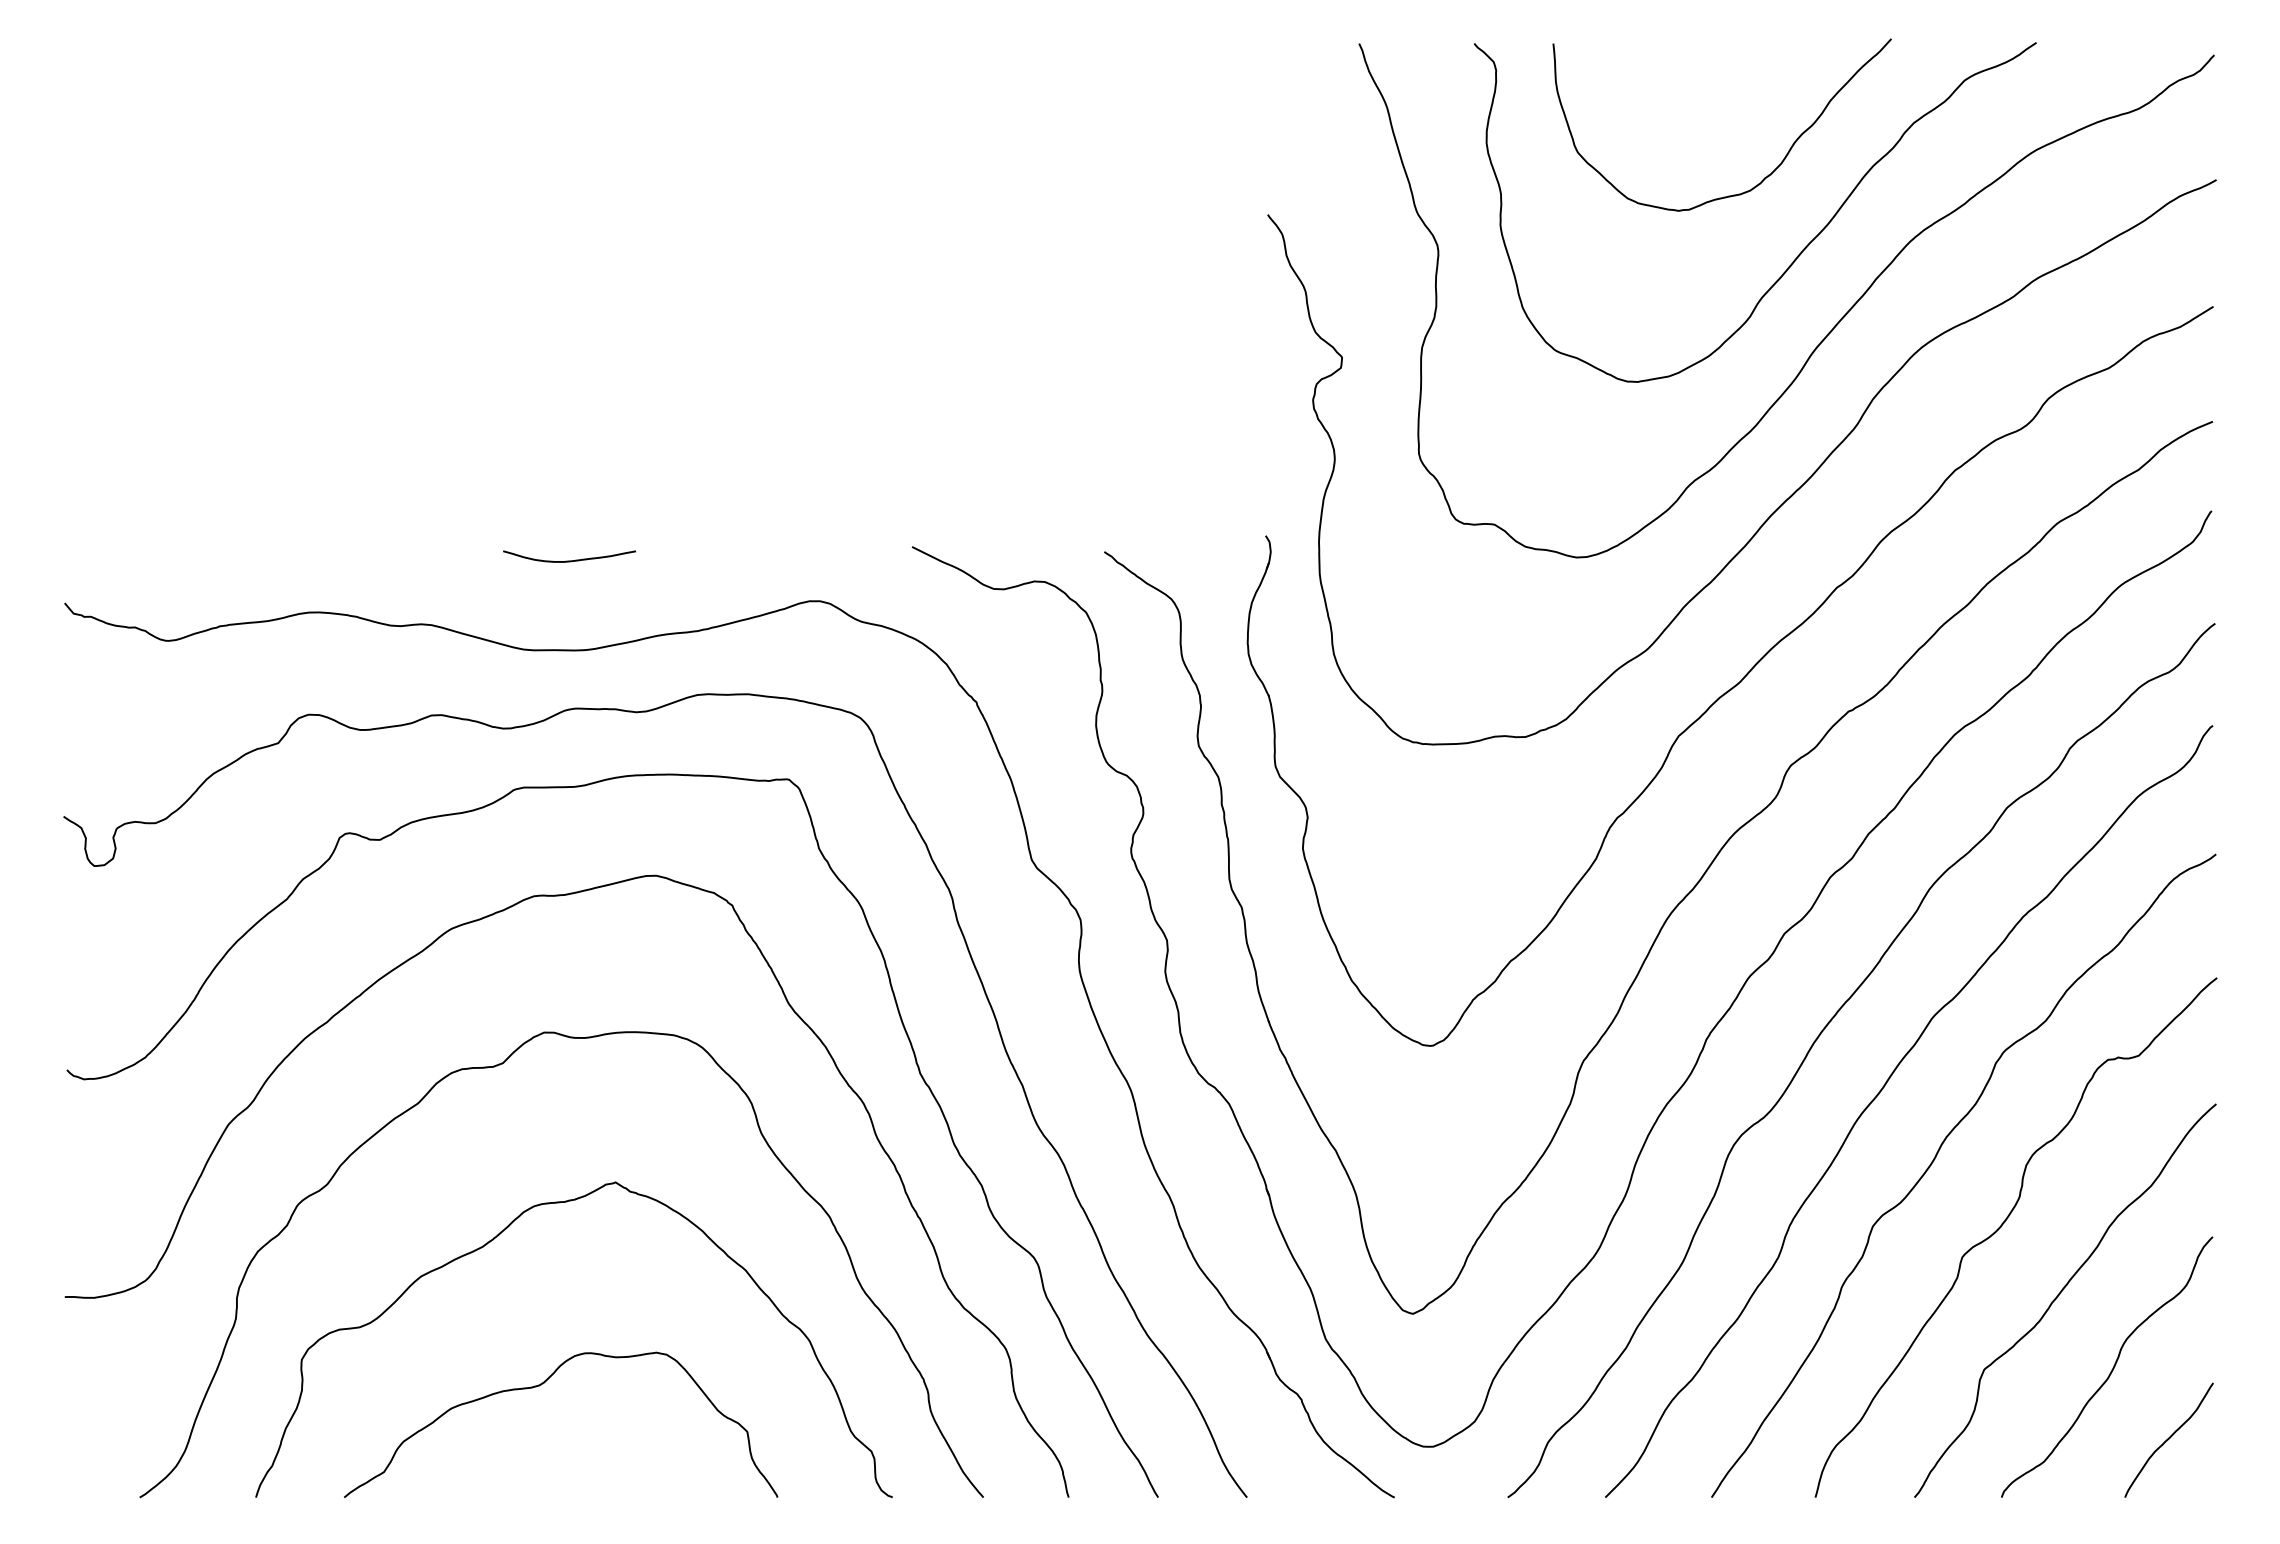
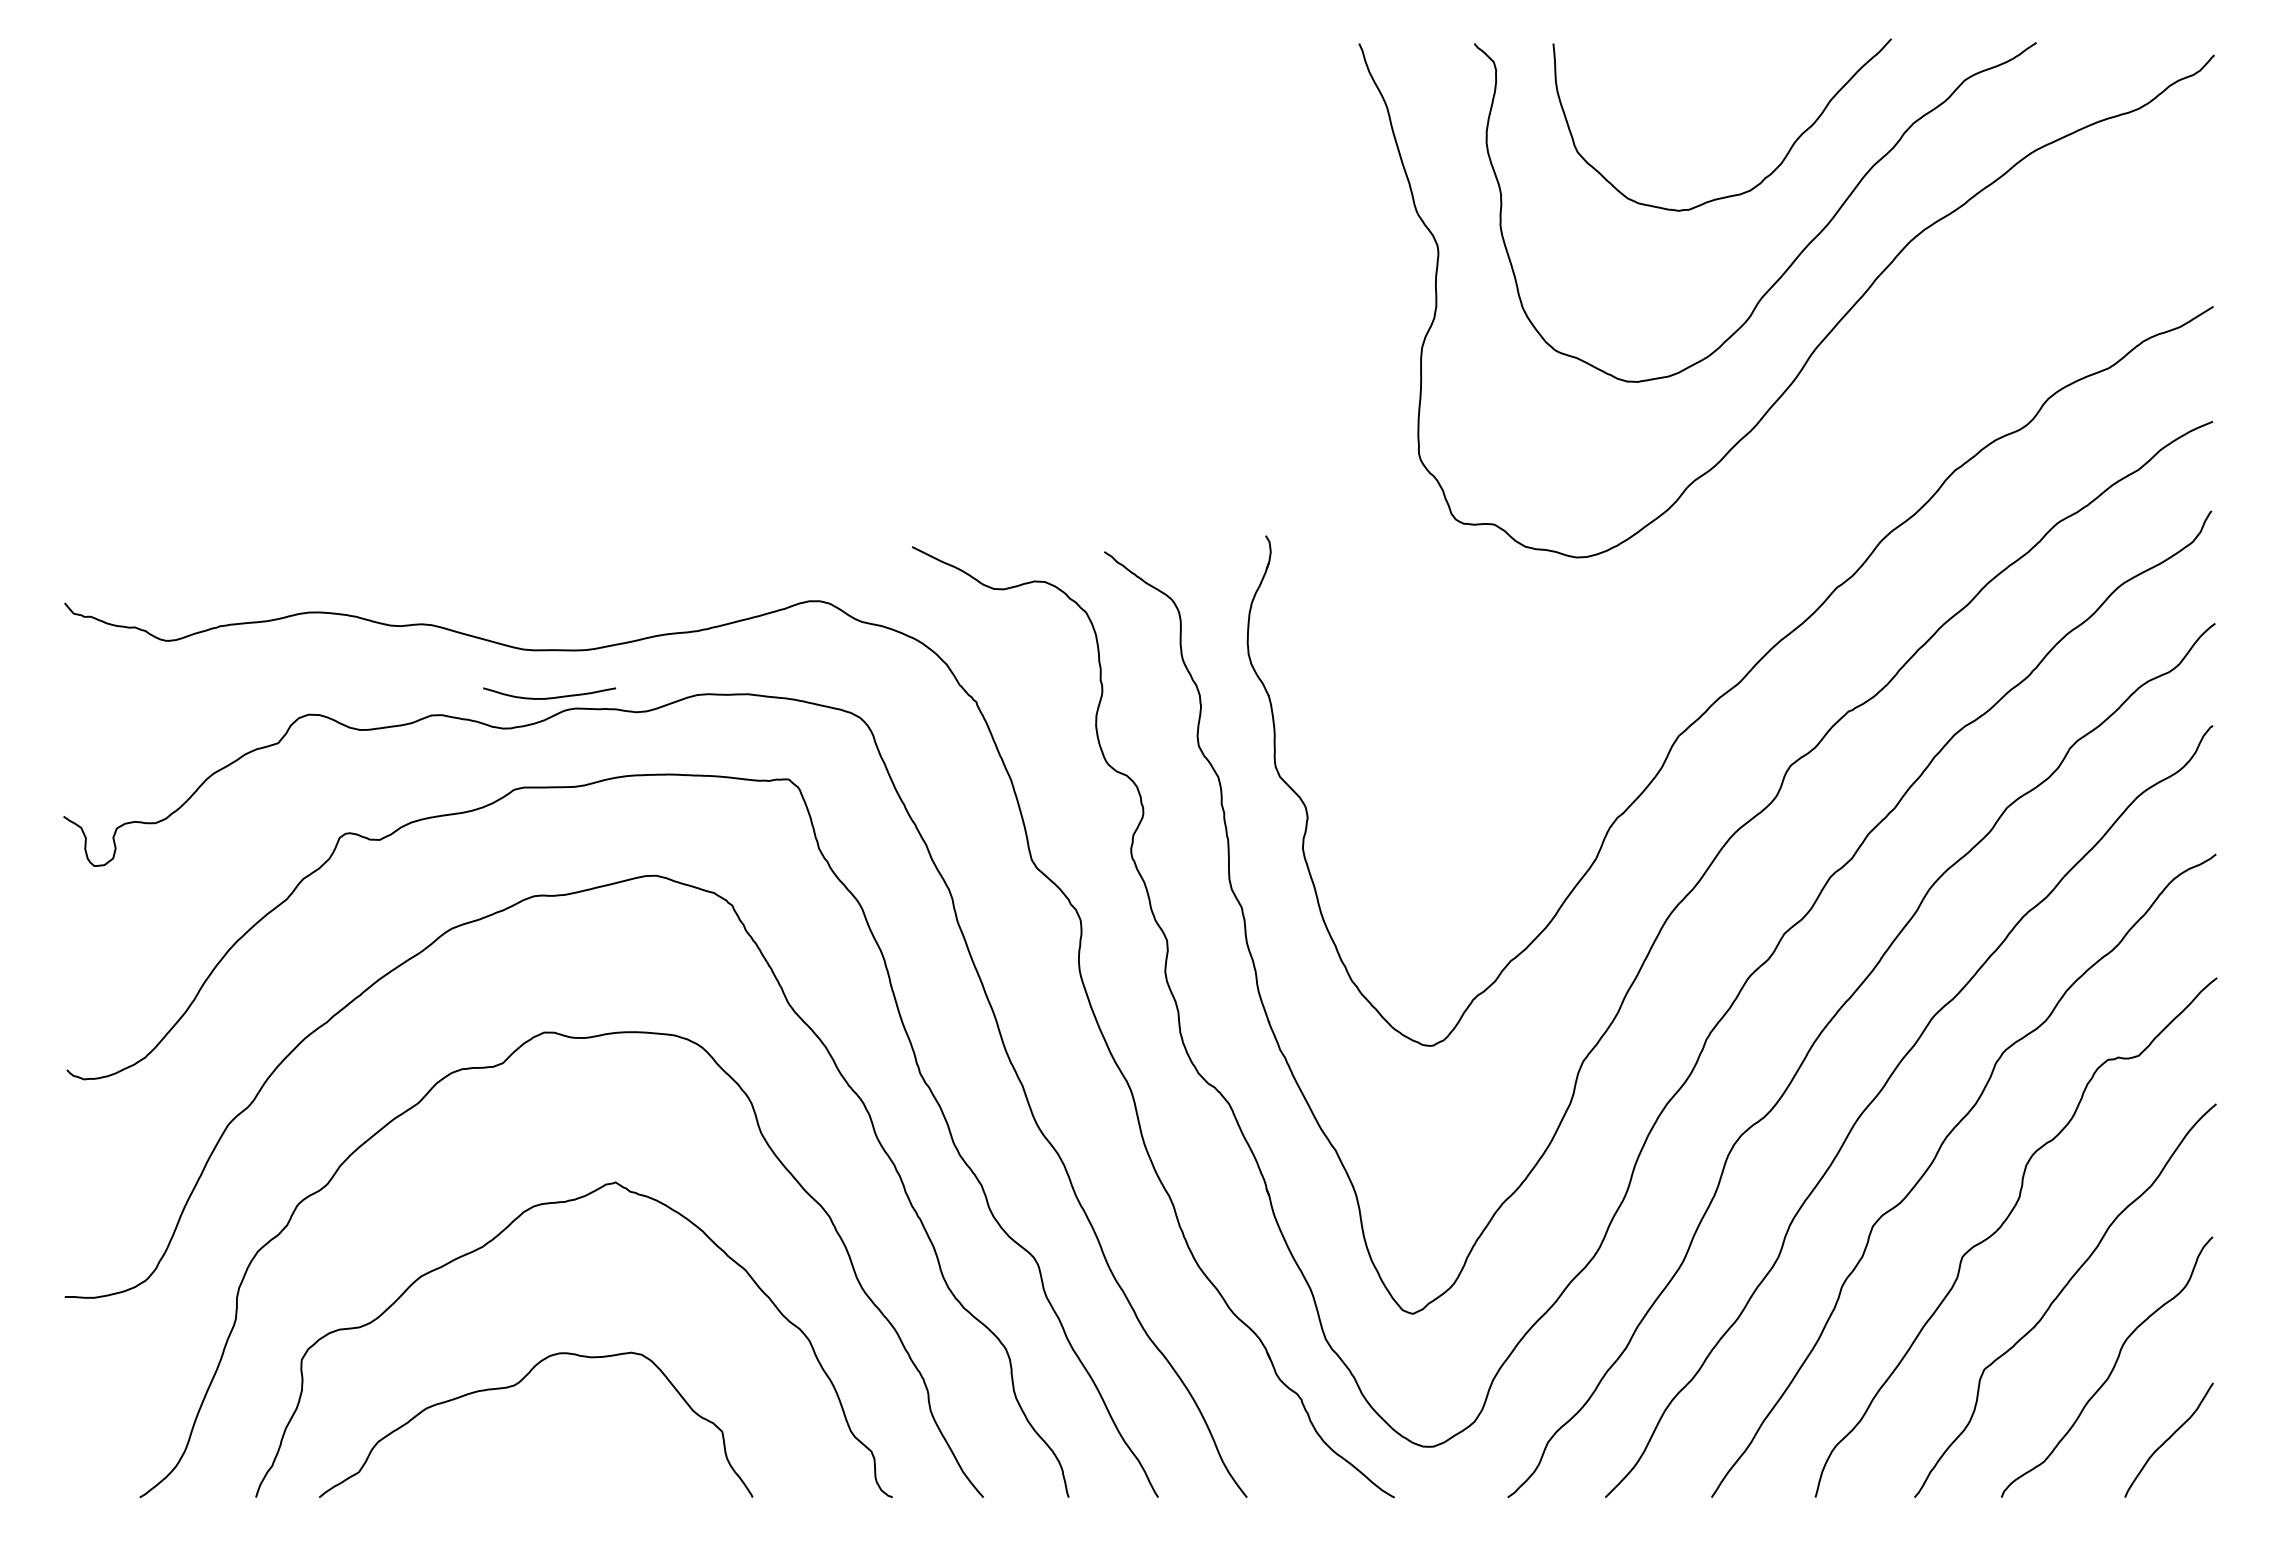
curve: present -> none (1782, 502)
curve position: (569, 560) -> (549, 697) (549, 697)
curve position: (541, 1385) -> (516, 1385) (516, 1385)
